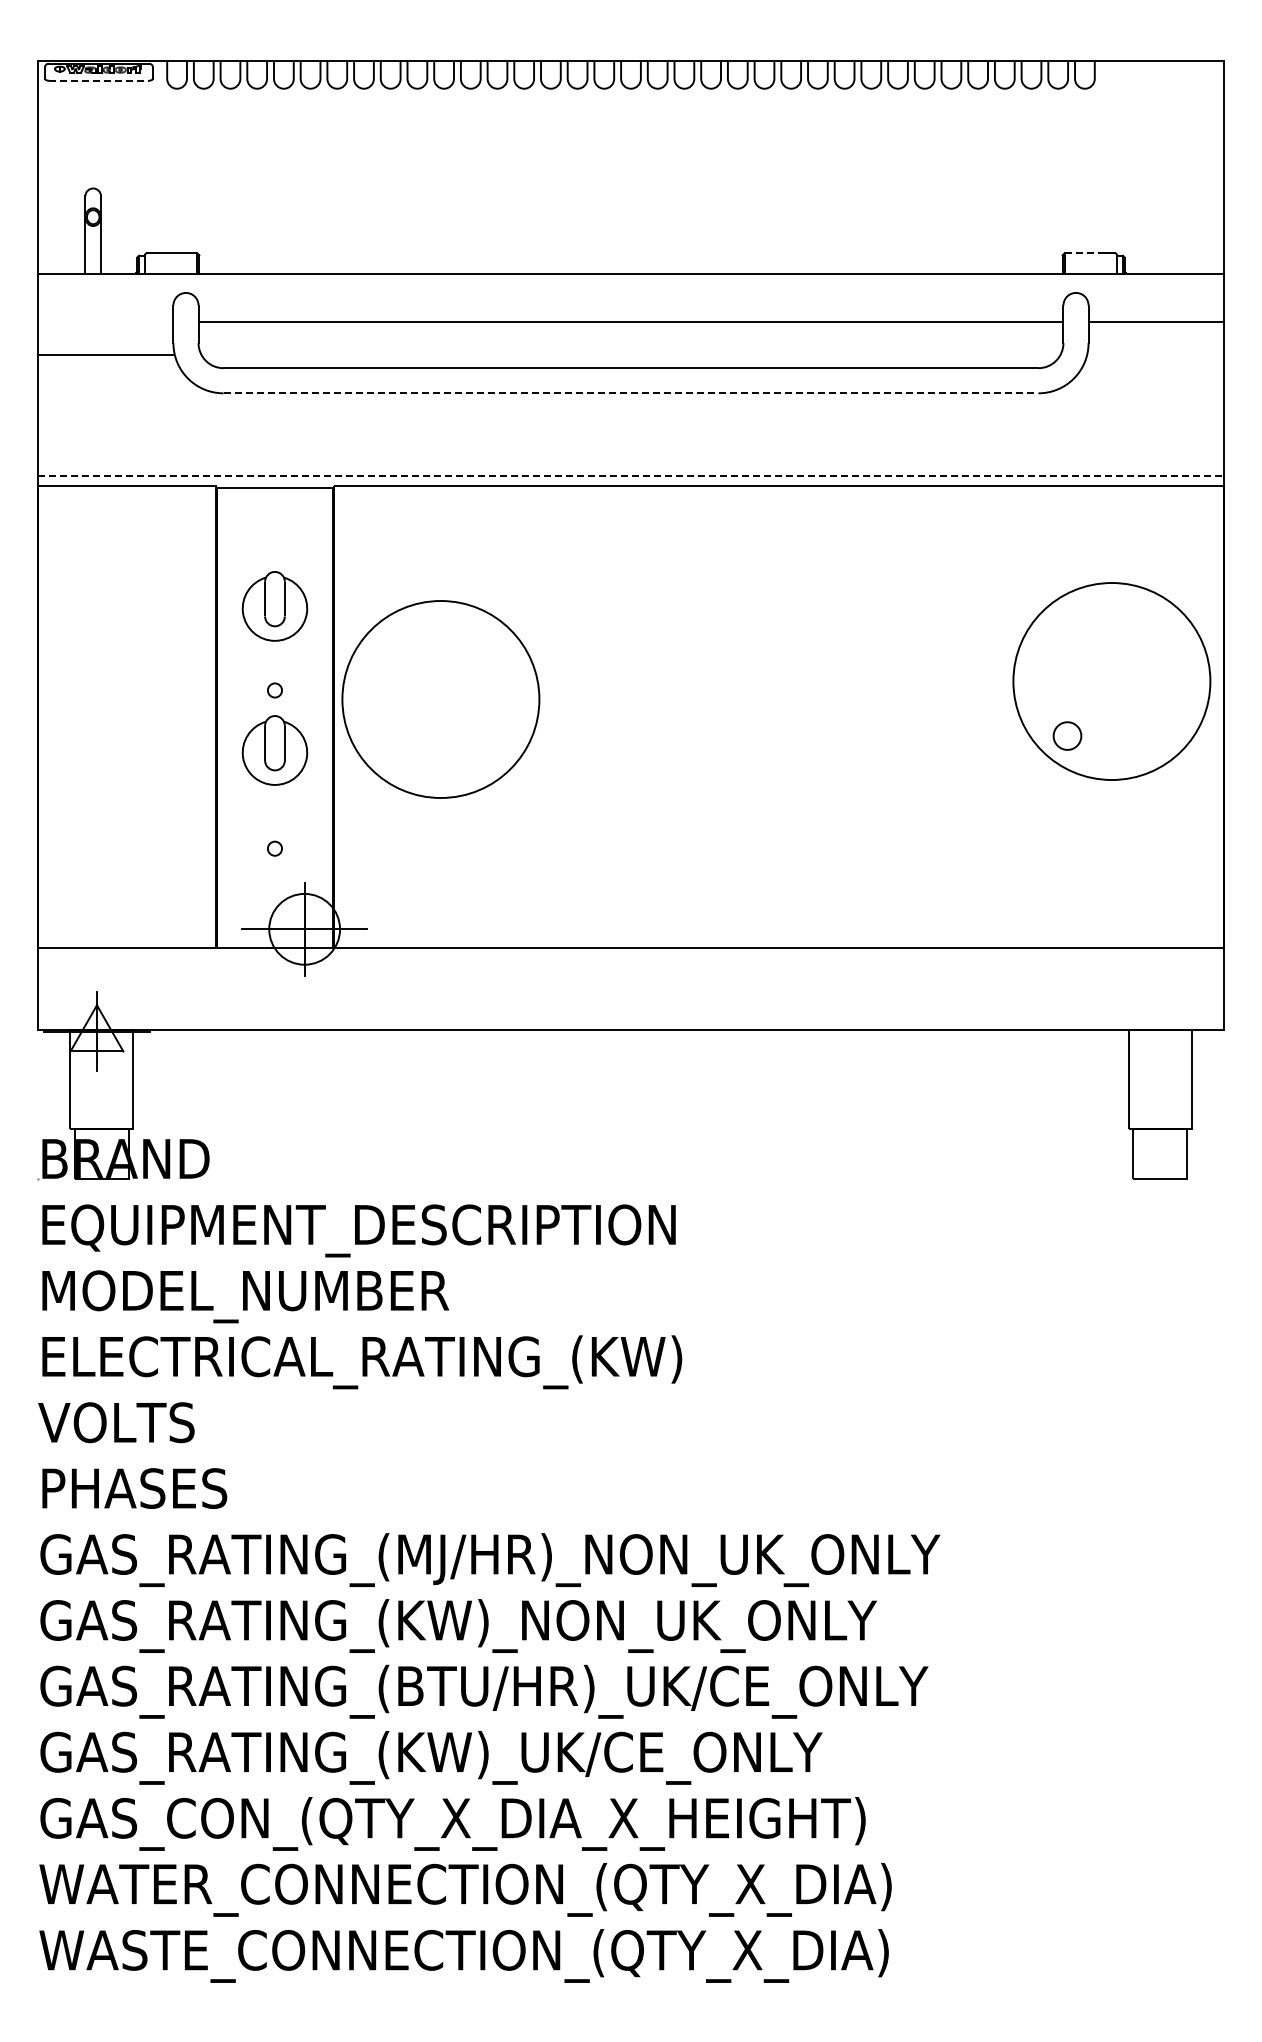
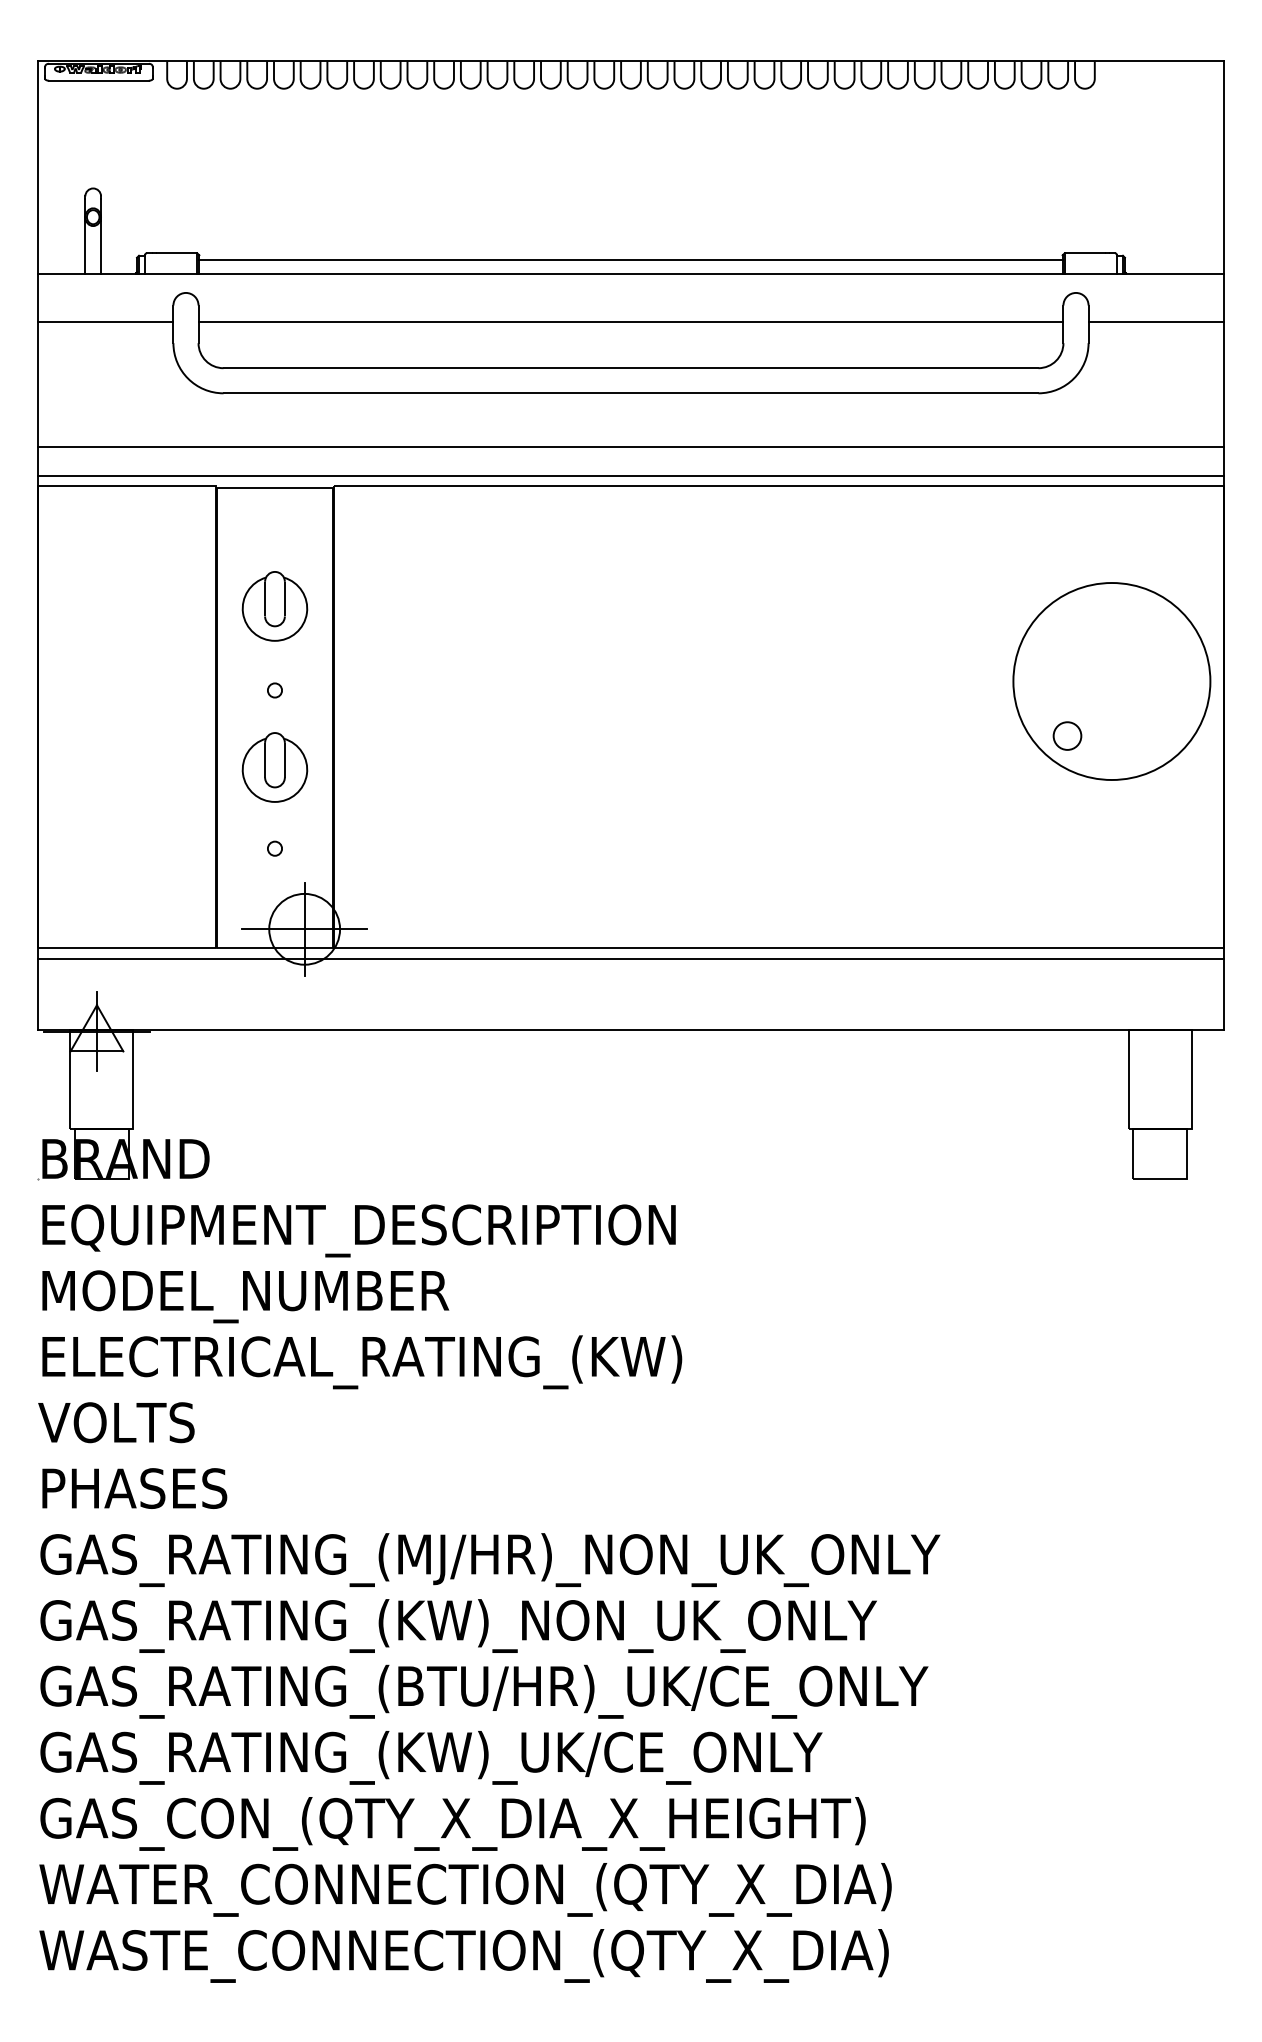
line: dashed -> solid (98, 80)
line: dashed -> solid (1084, 253)
line: none -> present (630, 260)
line position: (105, 355) -> (105, 322) (105, 322)
line: dashed -> solid (631, 393)
line: none -> present (630, 446)
line: dashed -> solid (631, 476)
circle: present -> none (440, 699)
part position: (274, 750) -> (274, 767) (274, 767)
line: none -> present (630, 958)
